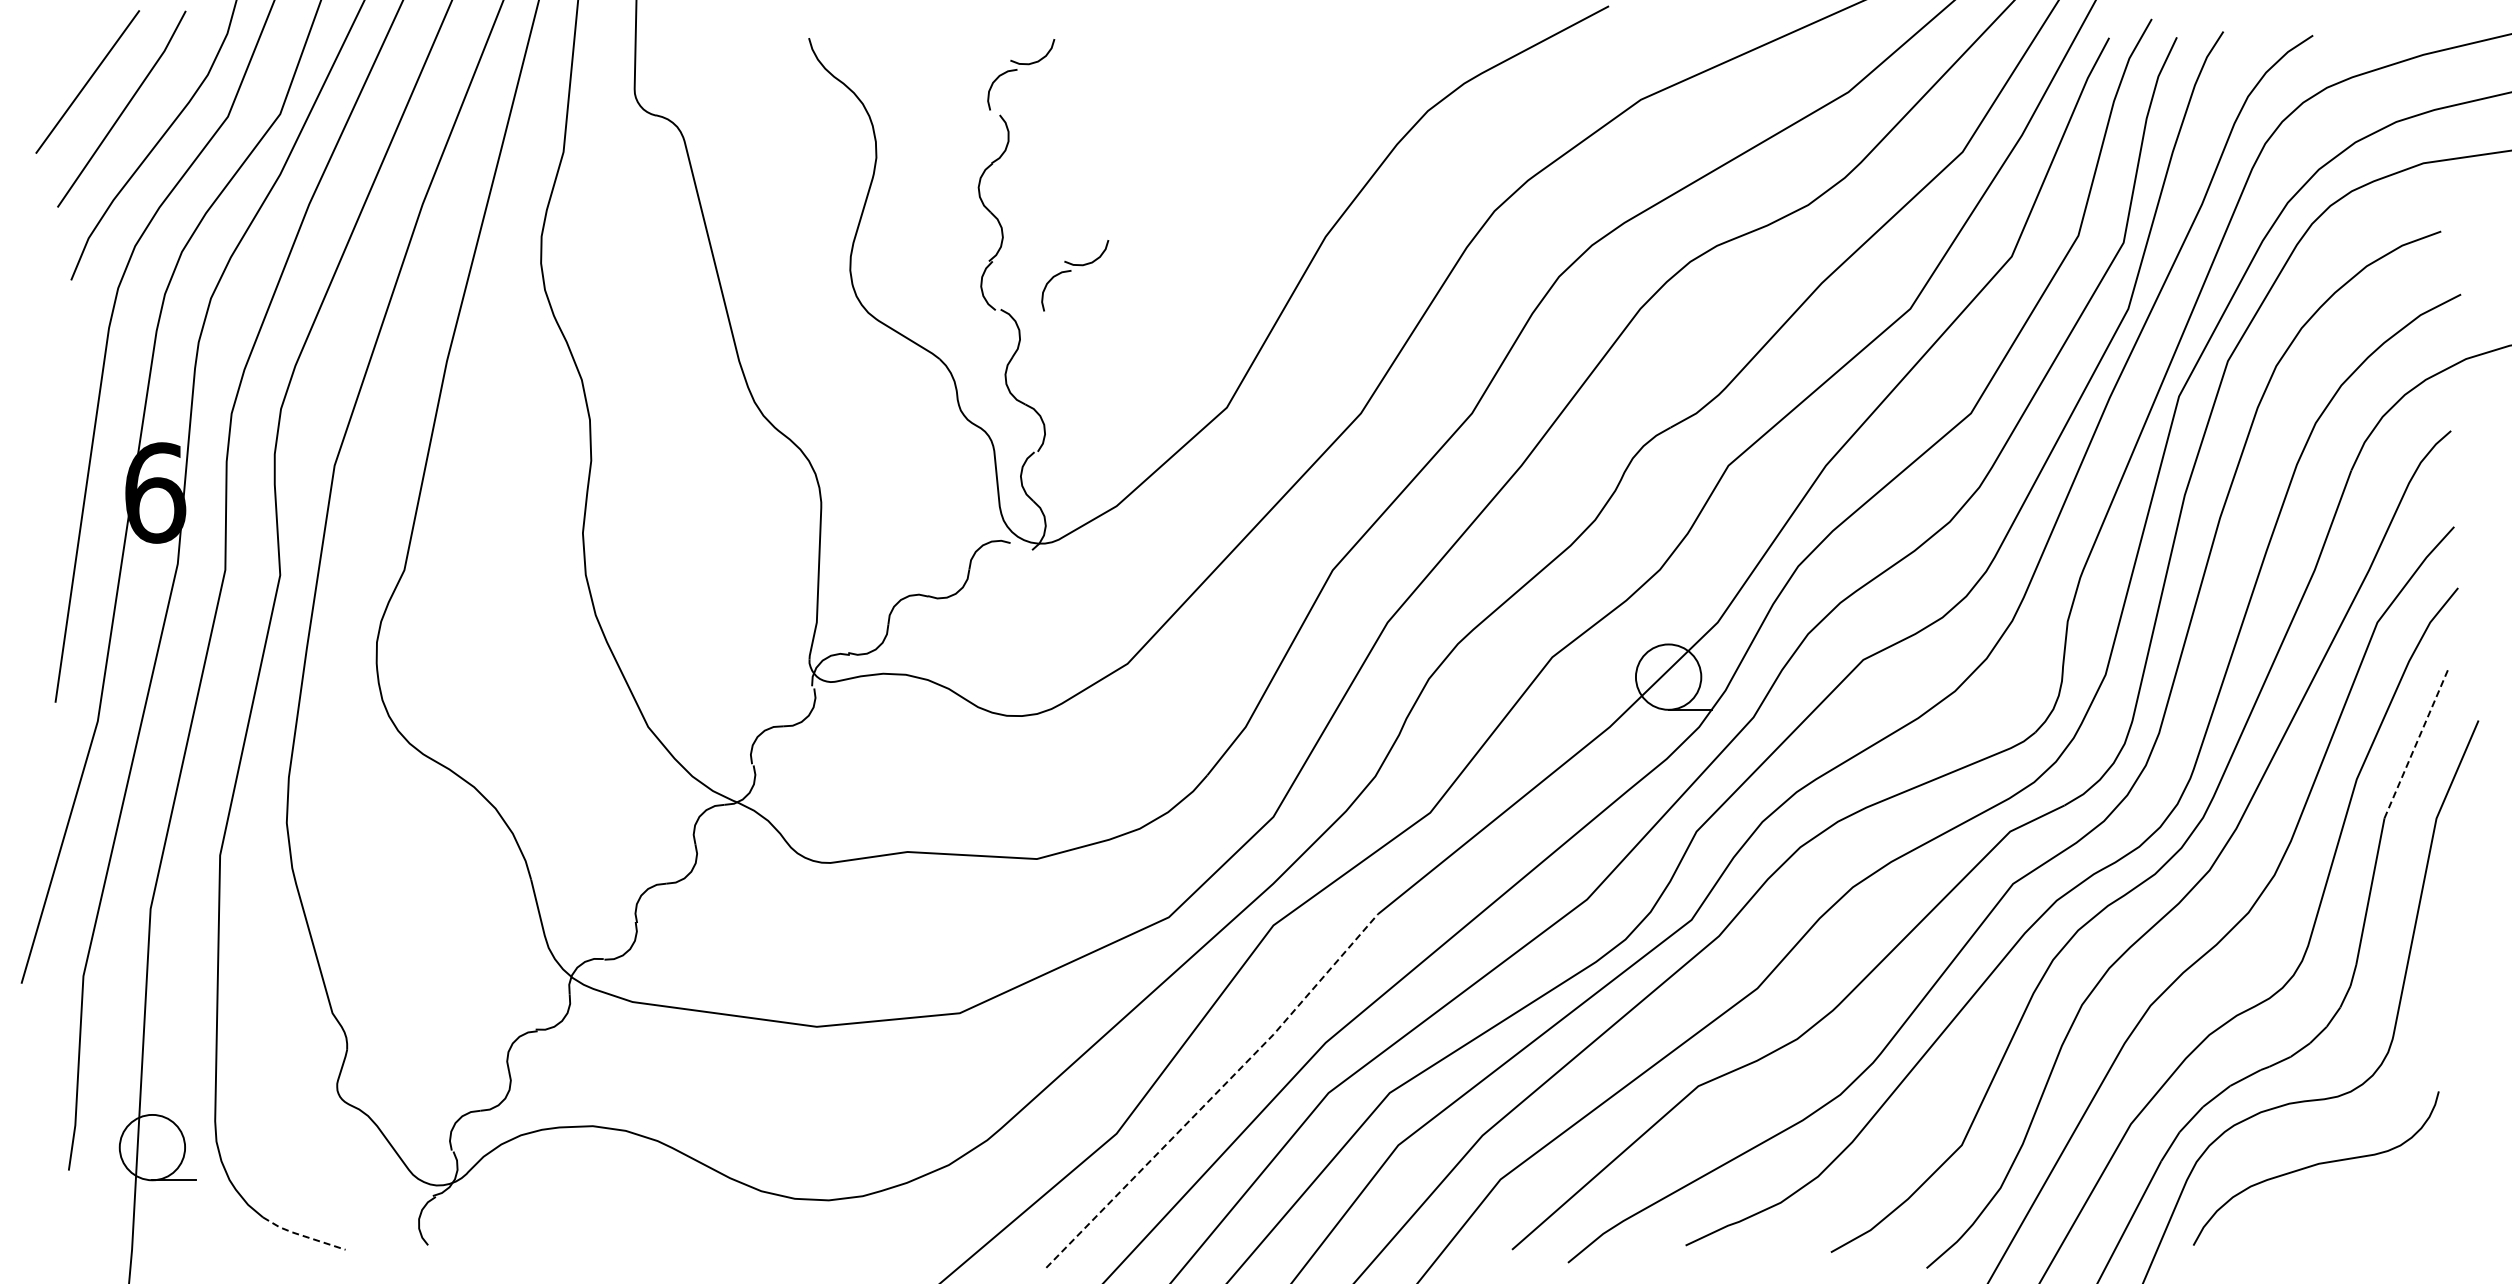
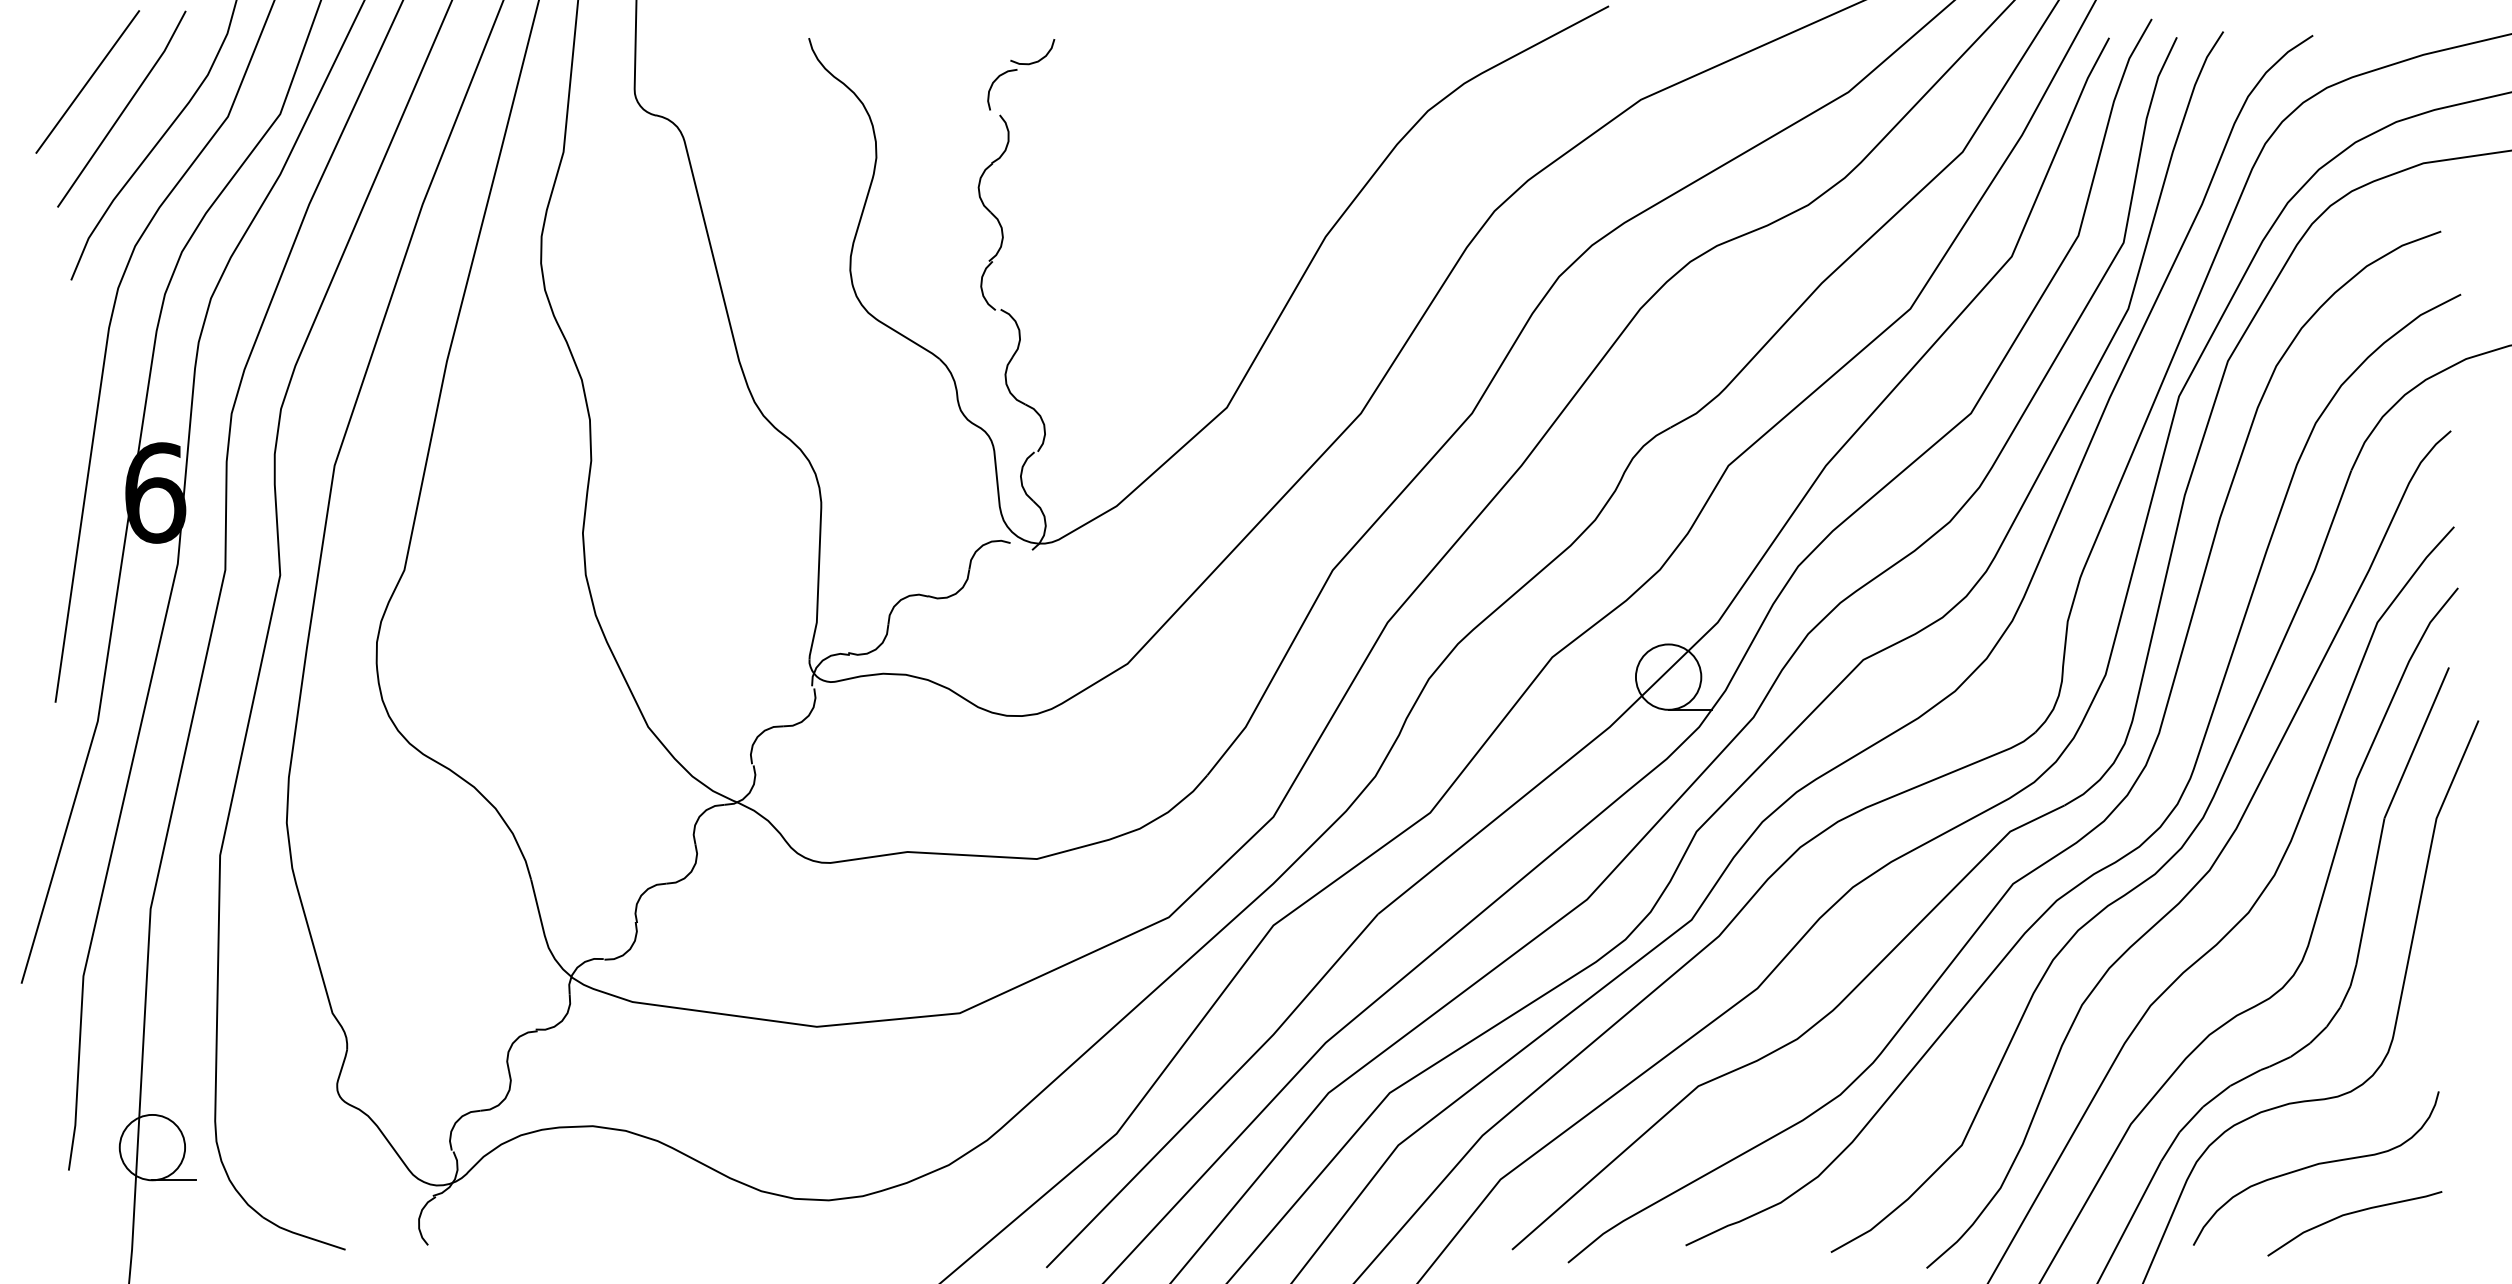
part: present -> none (1075, 275)
line: dashed -> solid (2416, 742)
line: dashed -> solid (1216, 1093)
curve: none -> present (2350, 1214)
line: dashed -> solid (302, 1235)
